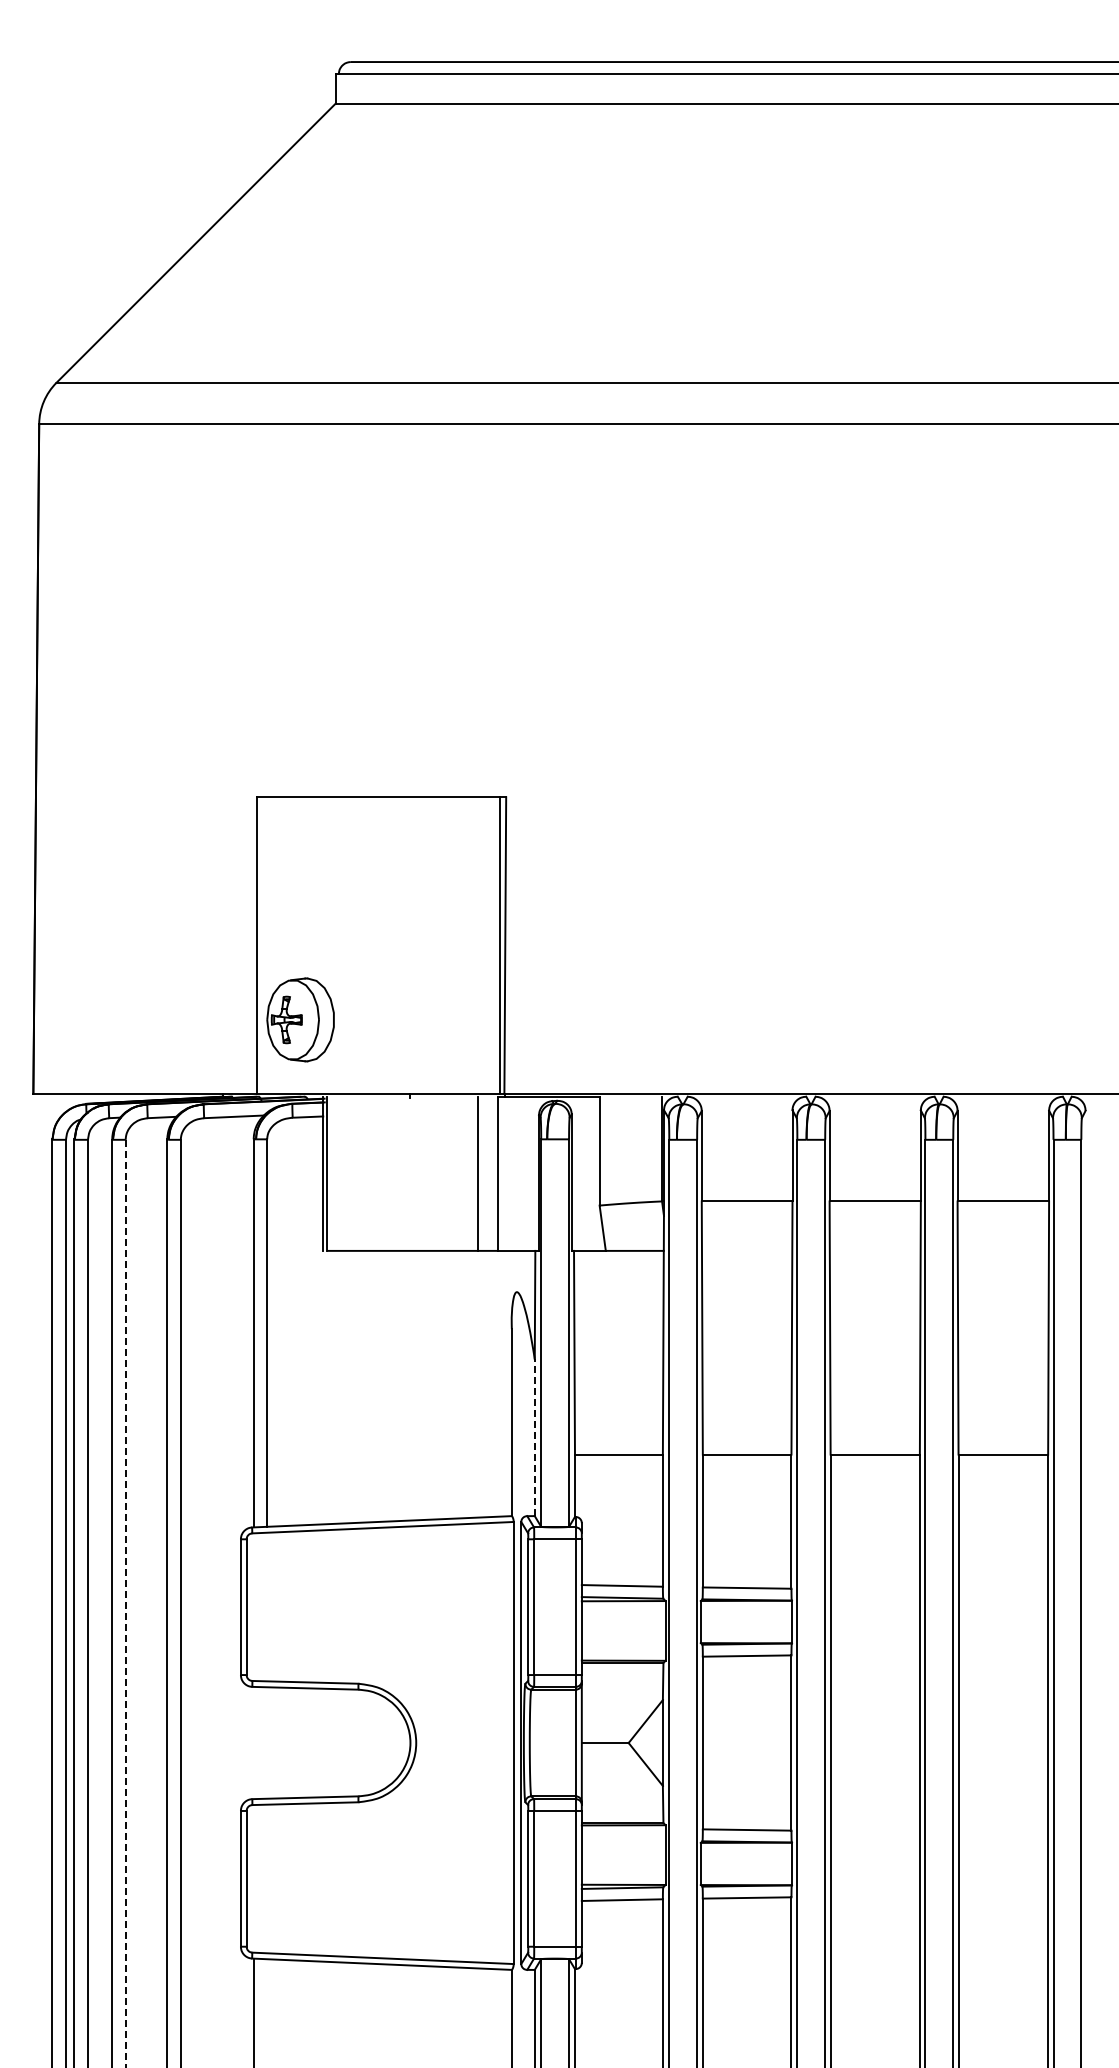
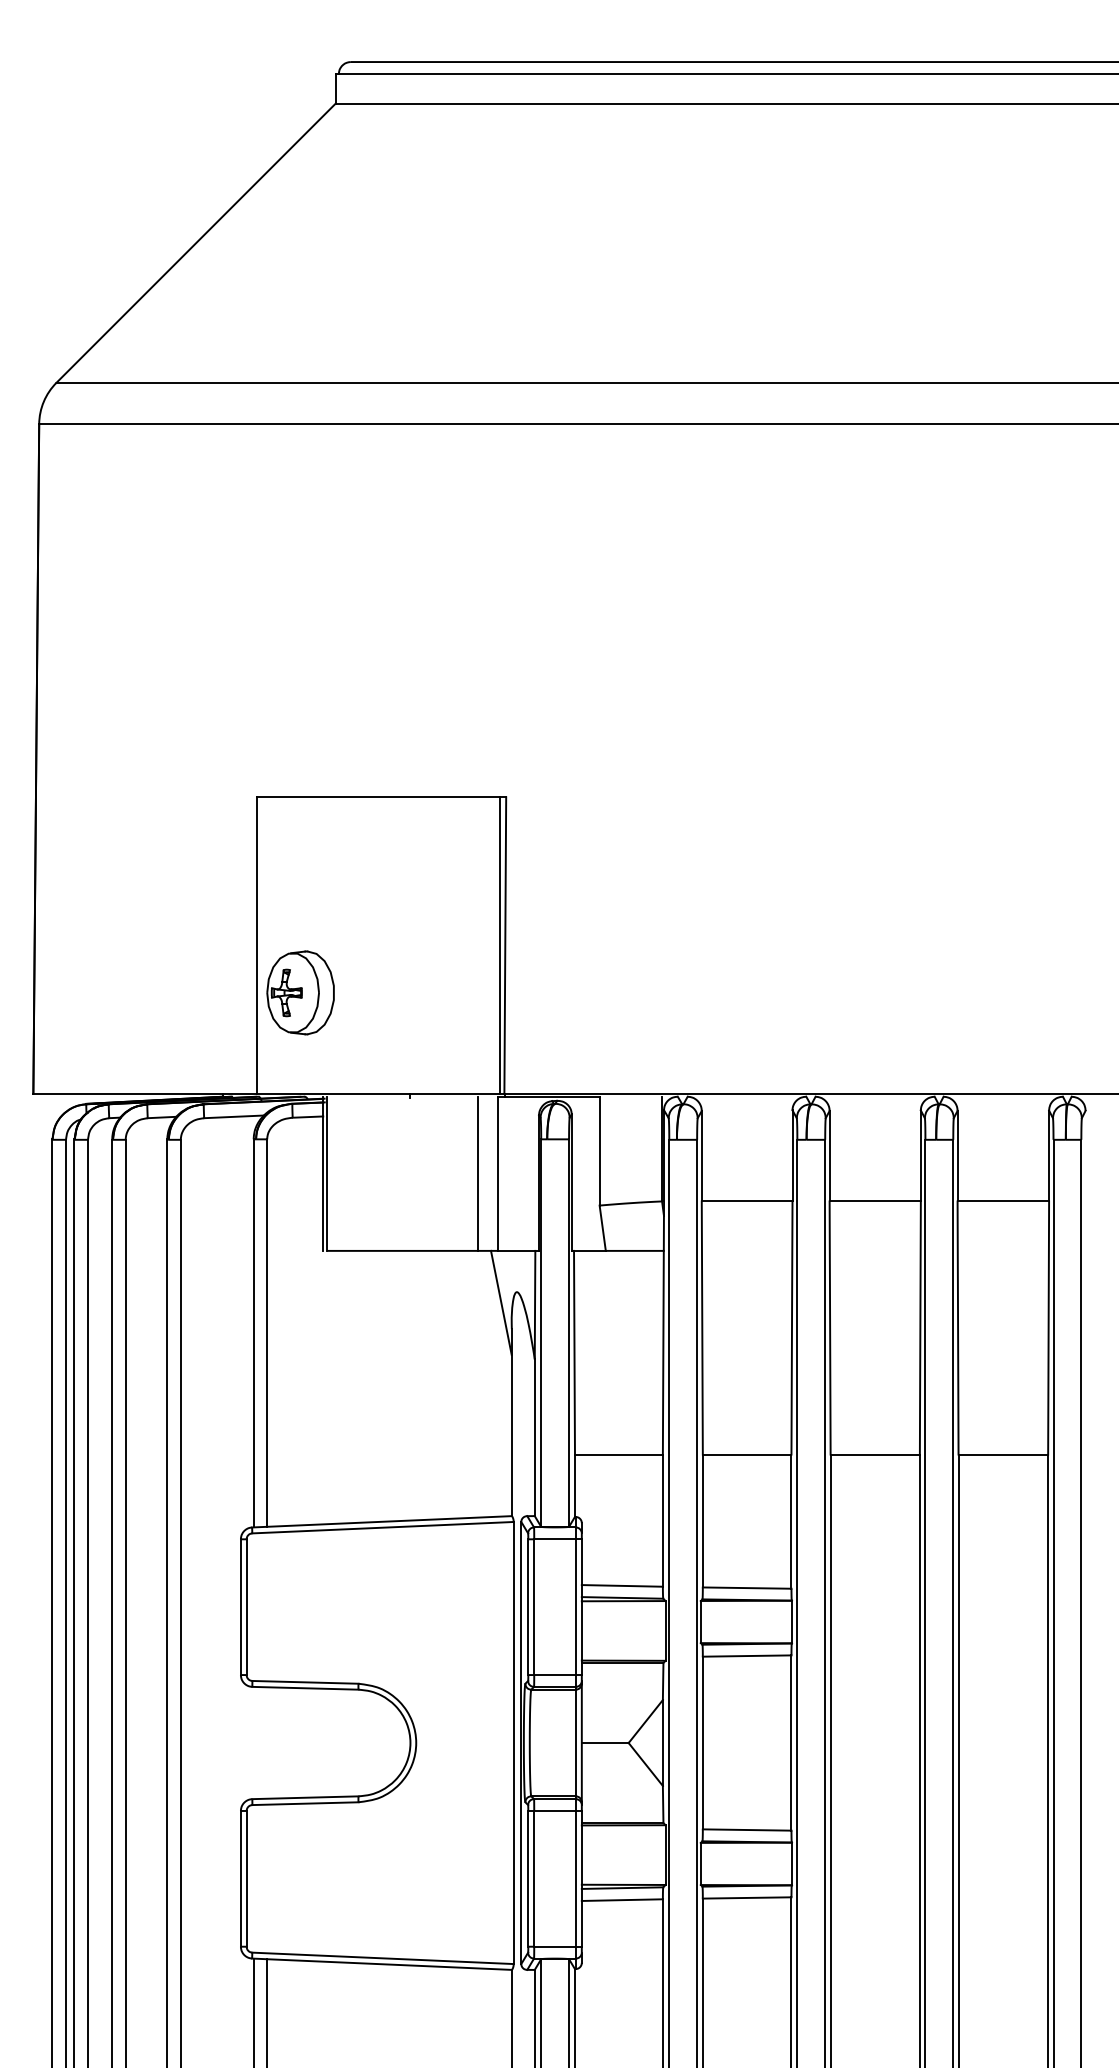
part position: (300, 1019) -> (300, 992) (300, 992)
line: none -> present (501, 1302)
line: dashed -> solid (534, 1437)
line: dashed -> solid (125, 1603)
line: none -> present (267, 2011)
